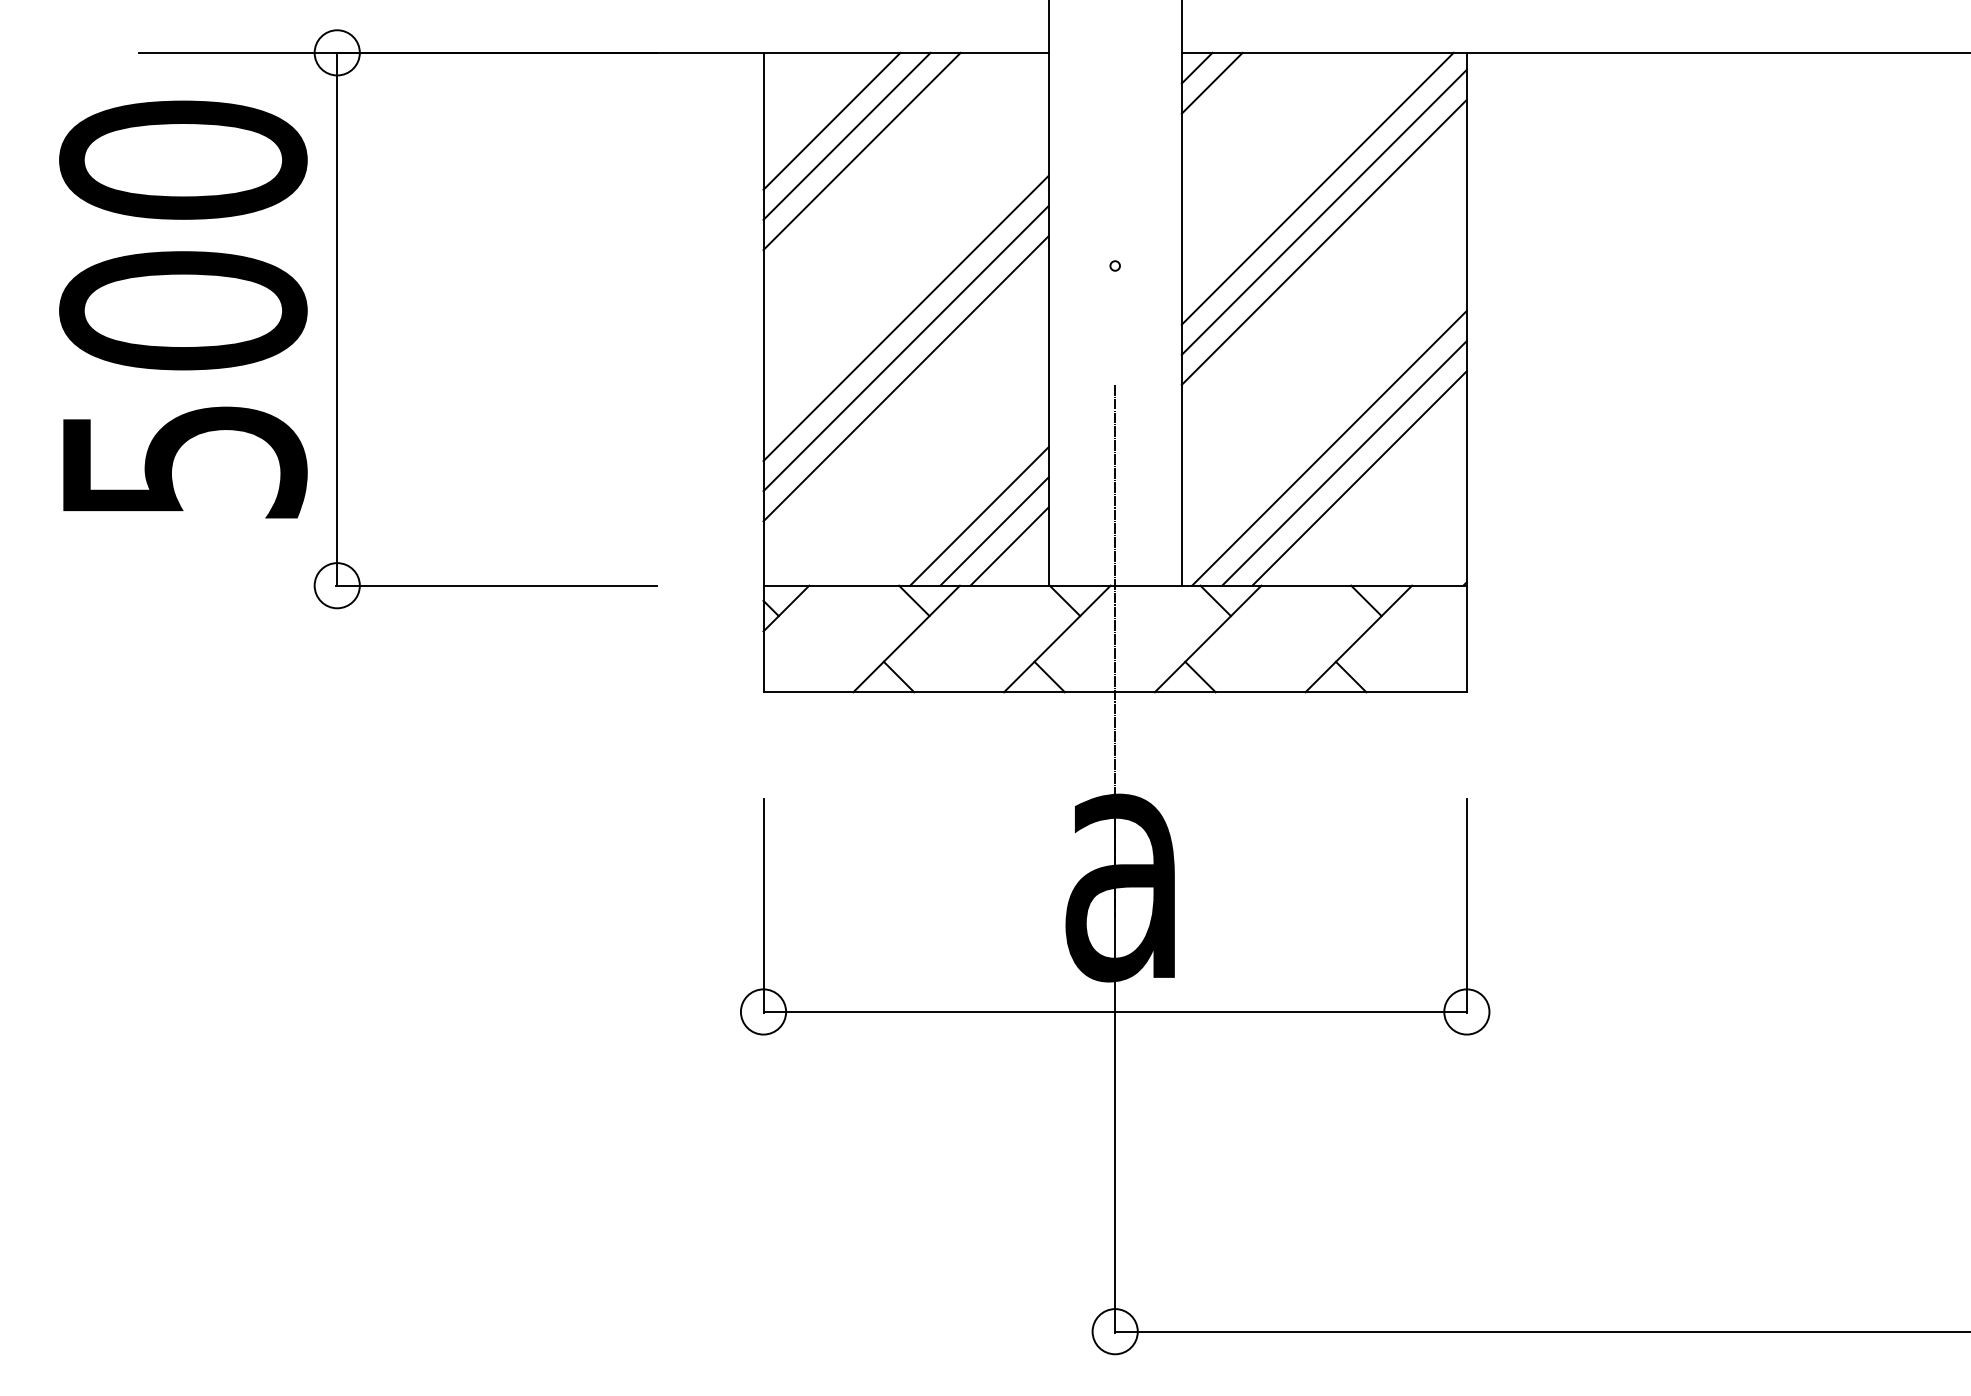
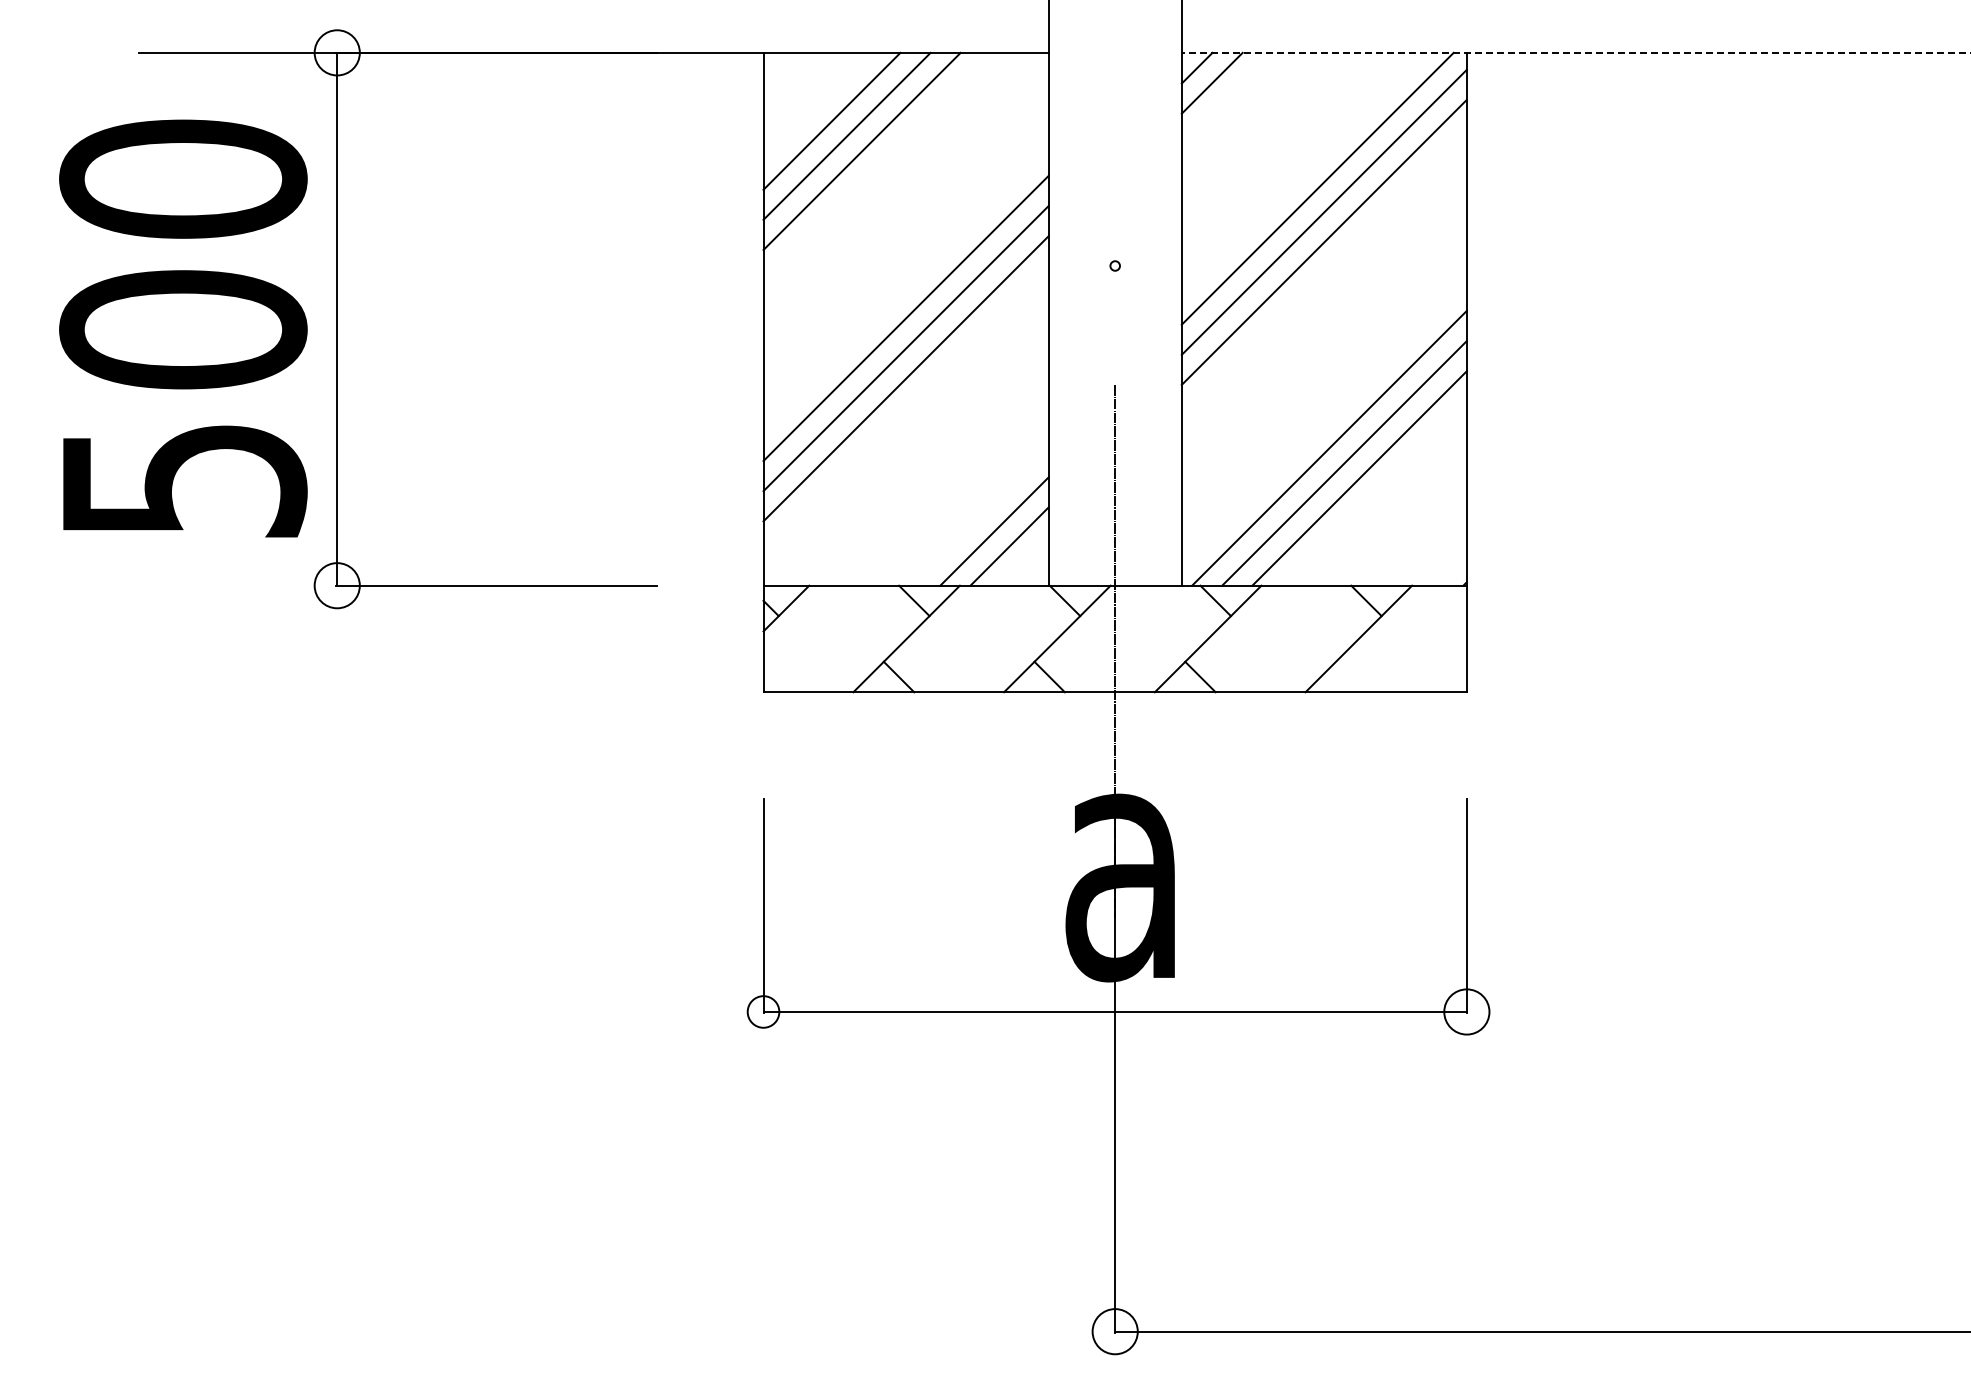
line: solid -> dashed (1576, 52)
text position: (183, 309) -> (183, 328) (183, 328)
line: present -> none (979, 516)
line: present -> none (1350, 676)
circle diameter: 45 px -> 32 px (763, 1011)
